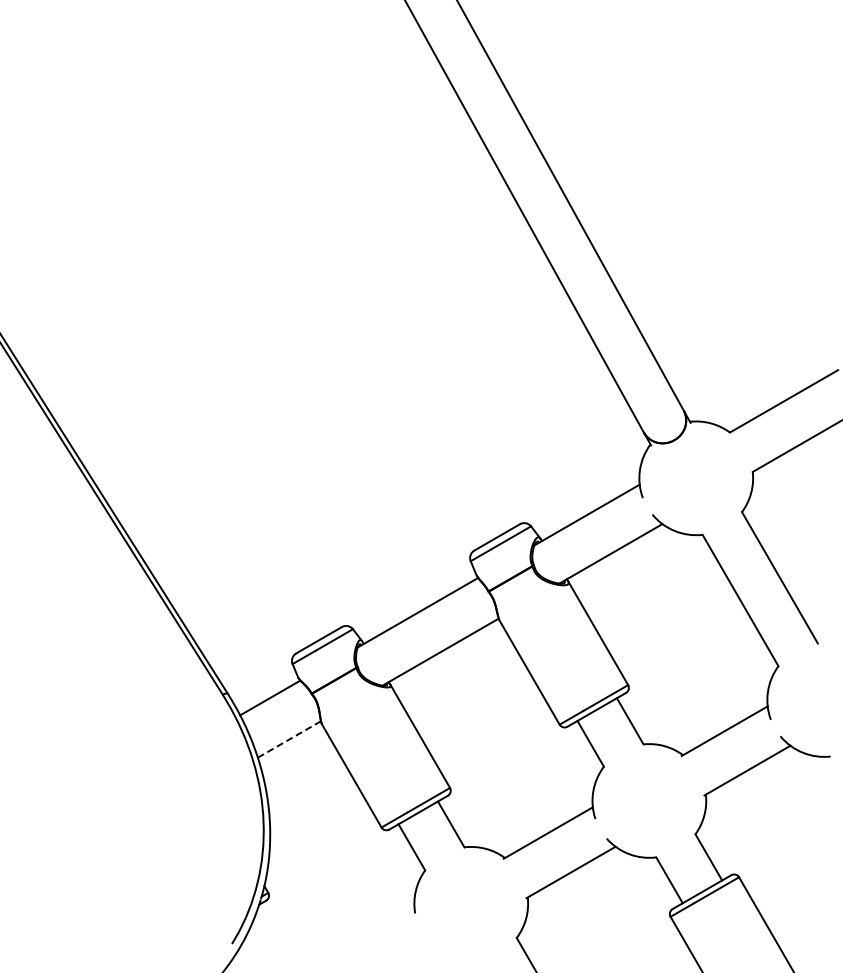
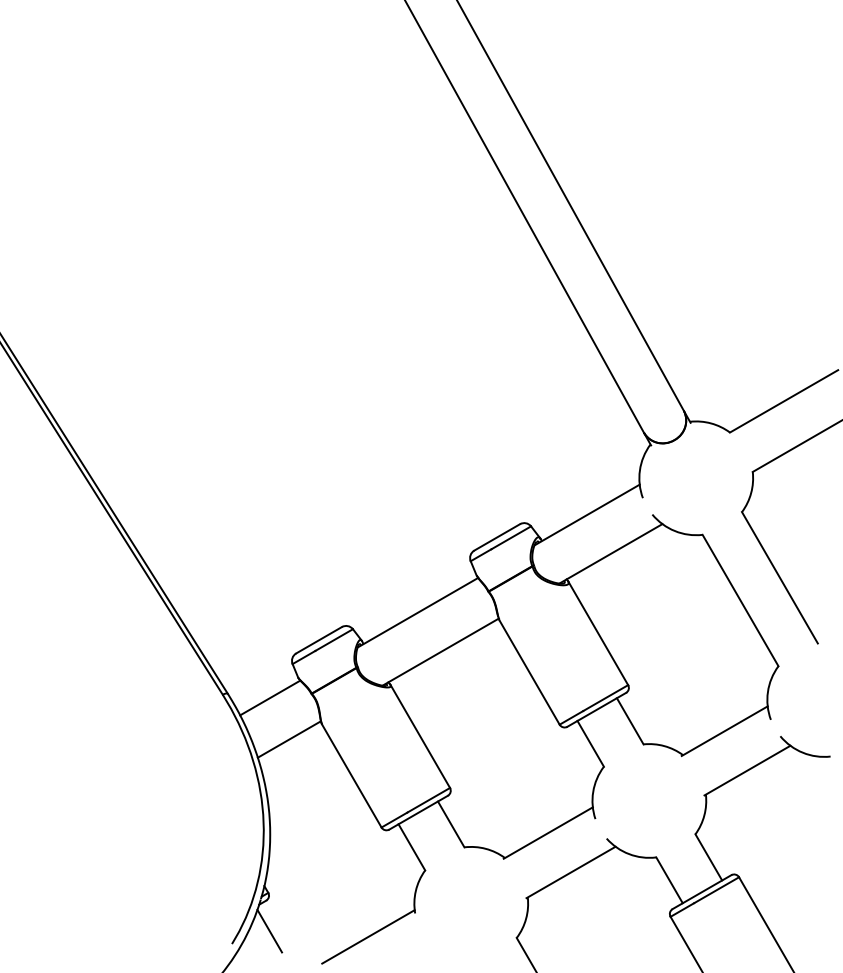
line: dashed -> solid (289, 739)
line: none -> present (269, 930)
line: none -> present (368, 936)
